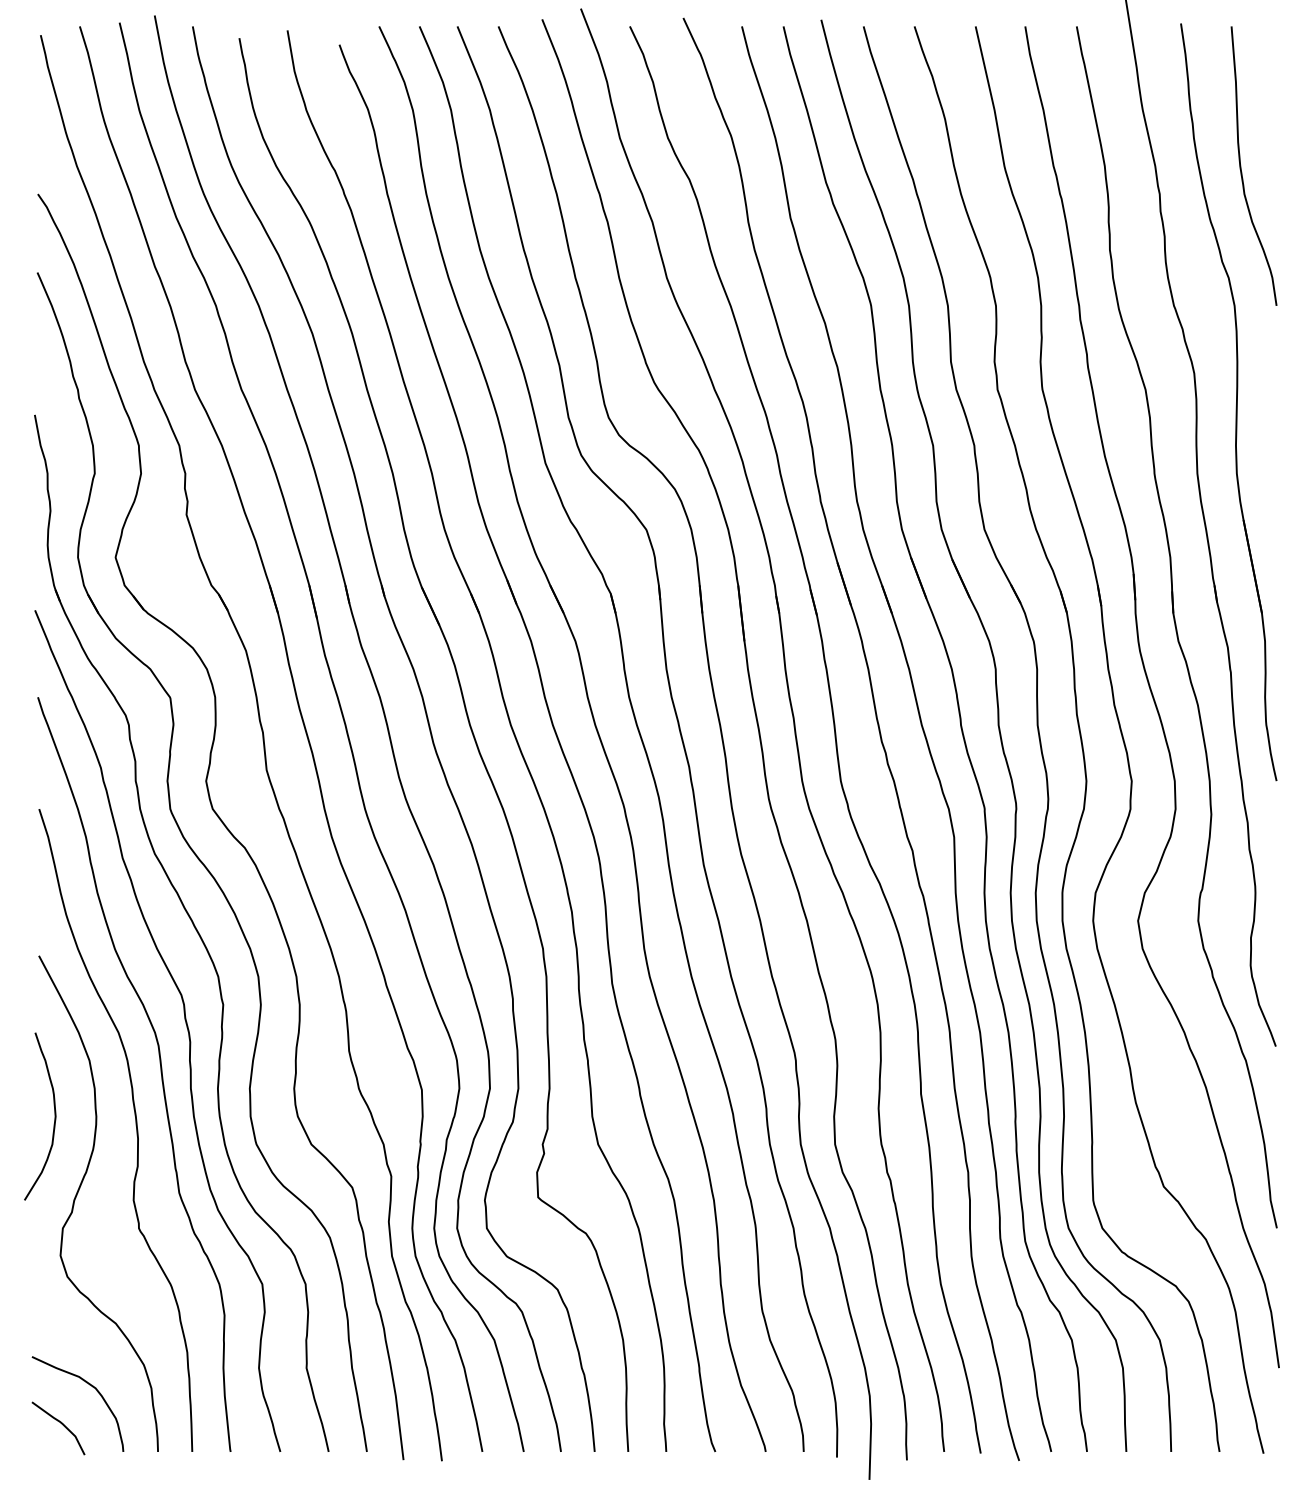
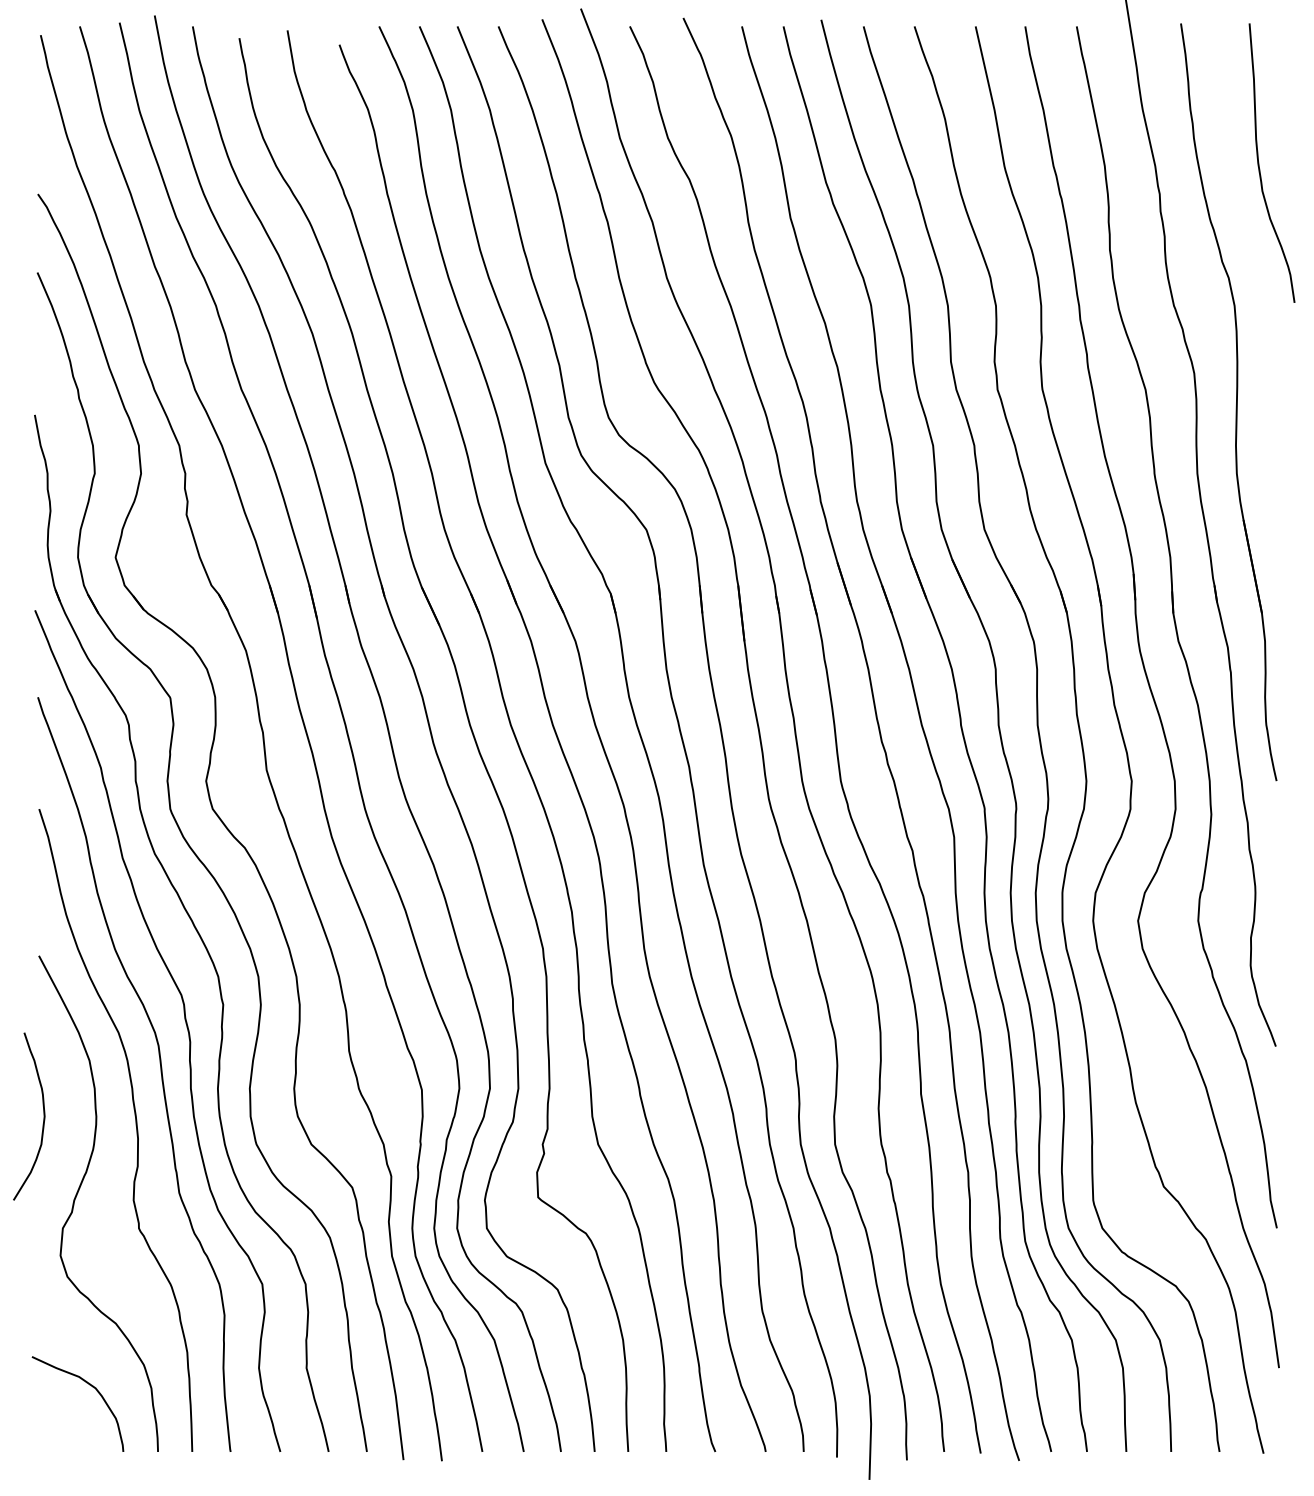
curve position: (1241, 165) -> (1259, 162) (1259, 162)
curve position: (54, 1116) -> (43, 1116) (43, 1116)
curve: present -> none (61, 1424)
